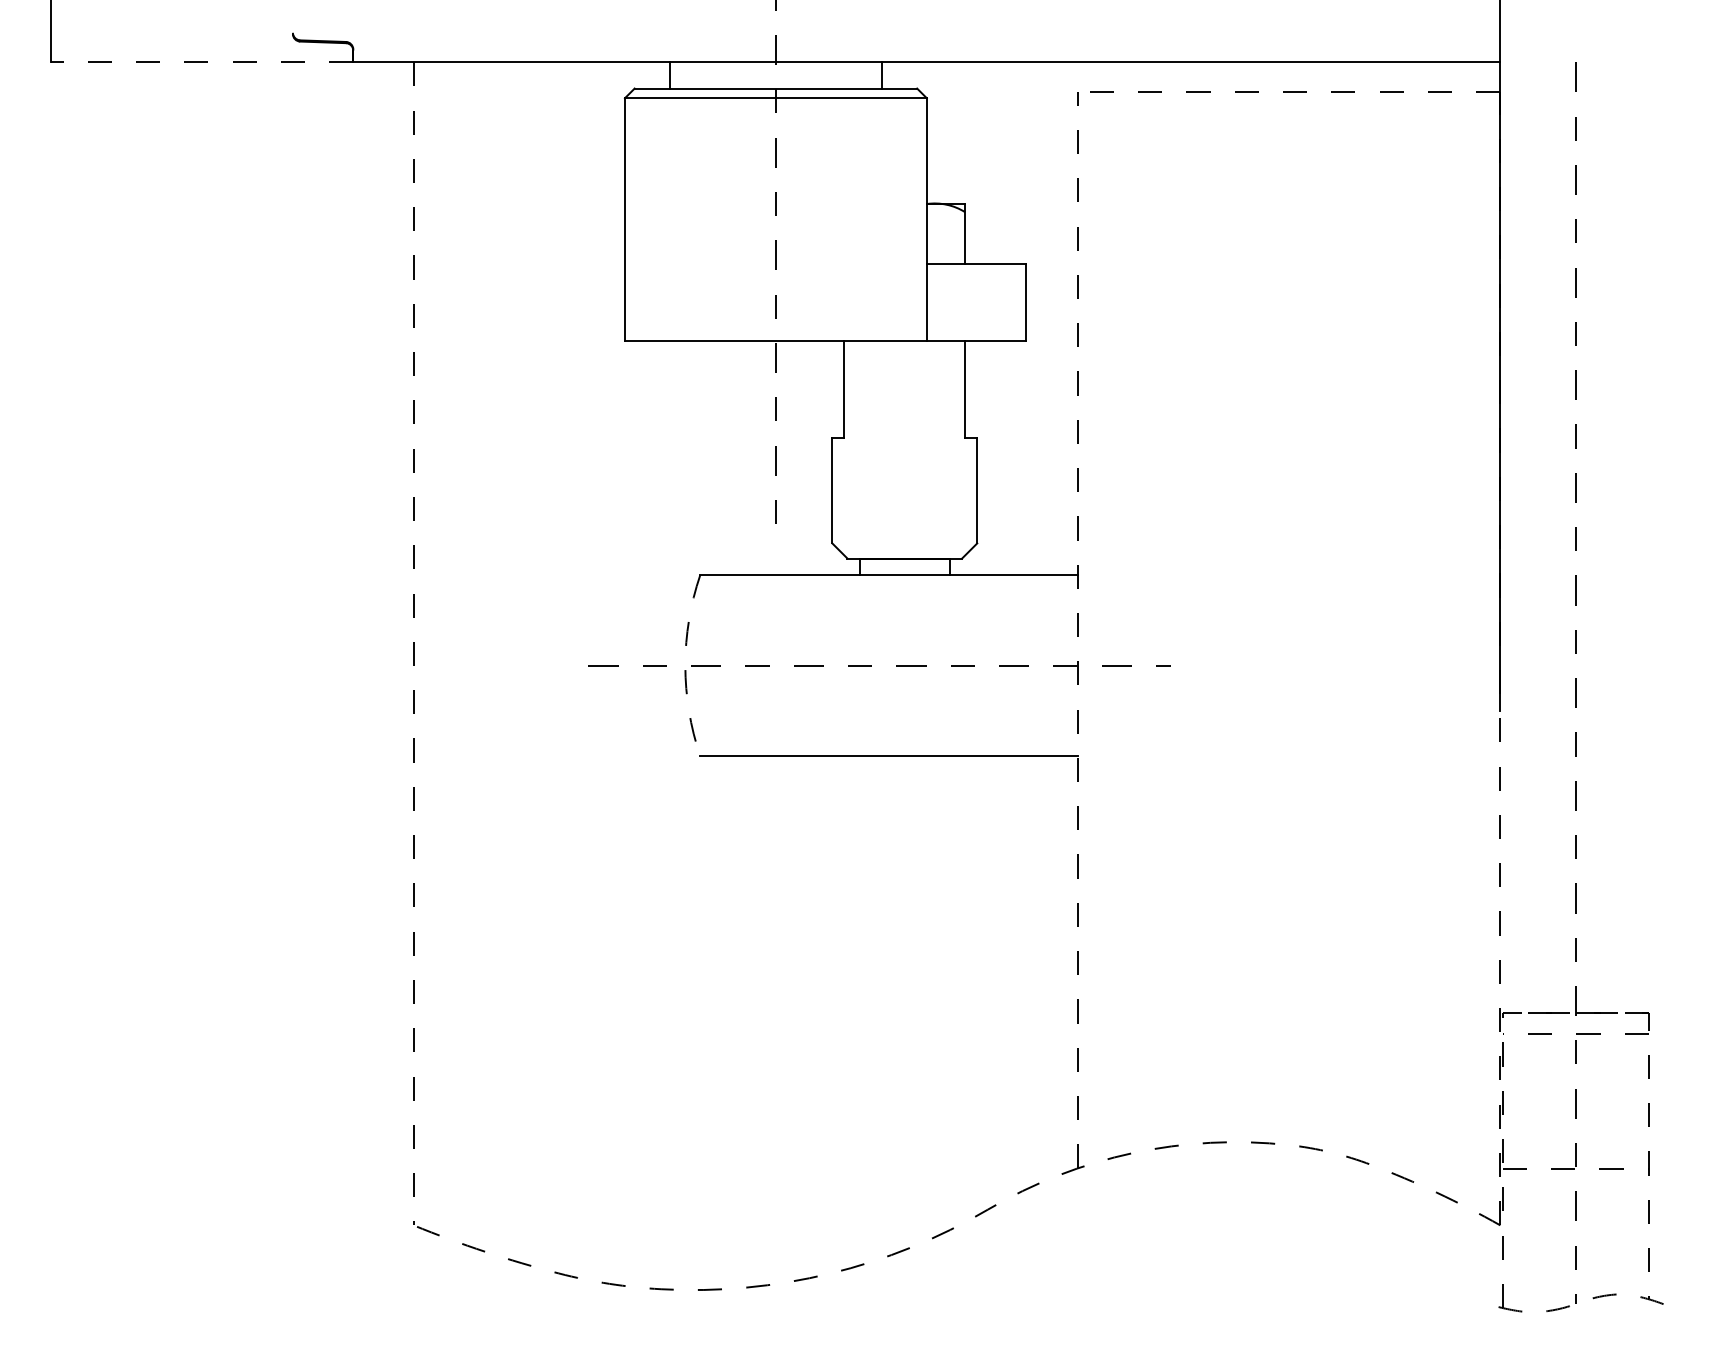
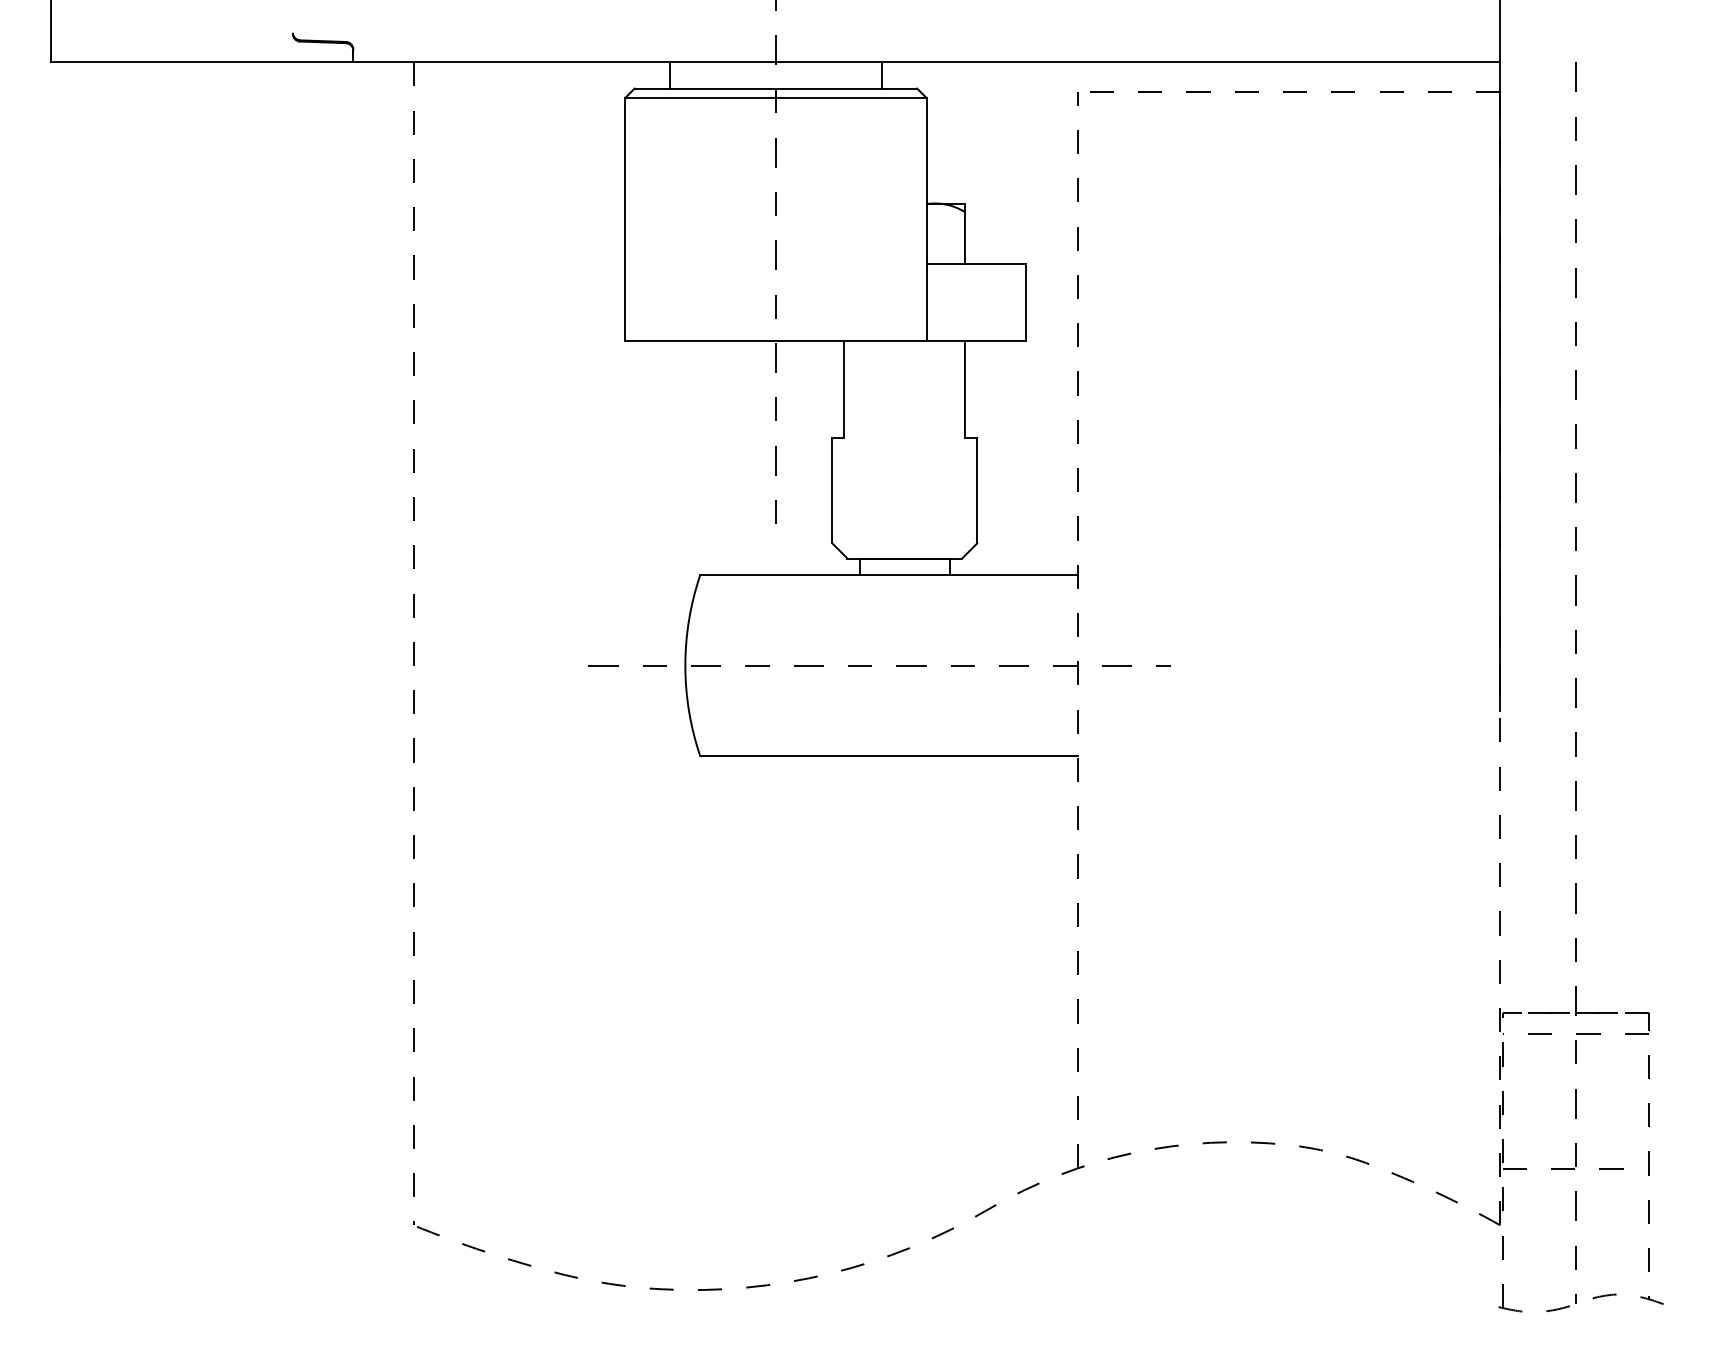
line: dashed -> solid (202, 62)
arc: dashed -> solid (685, 665)
